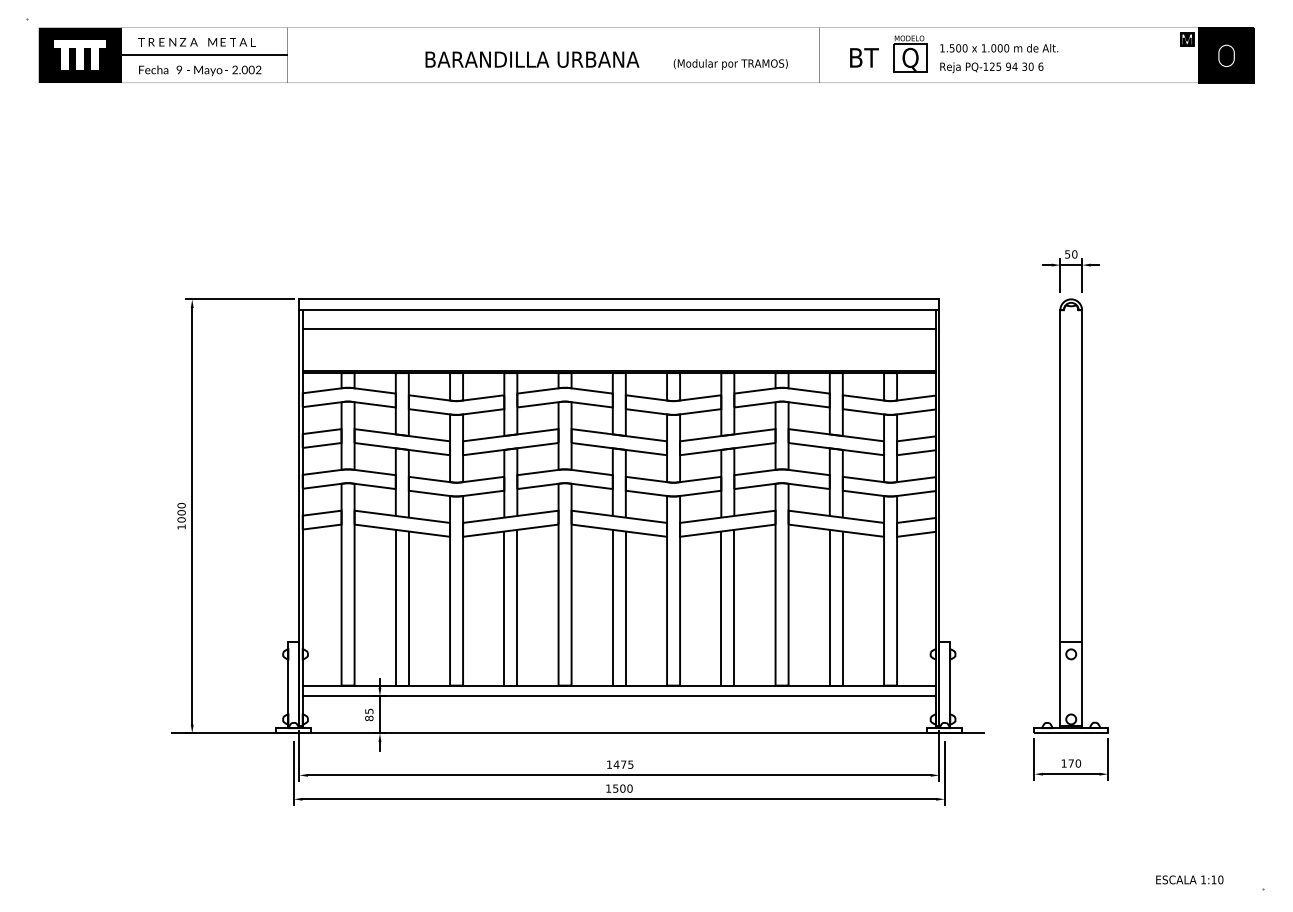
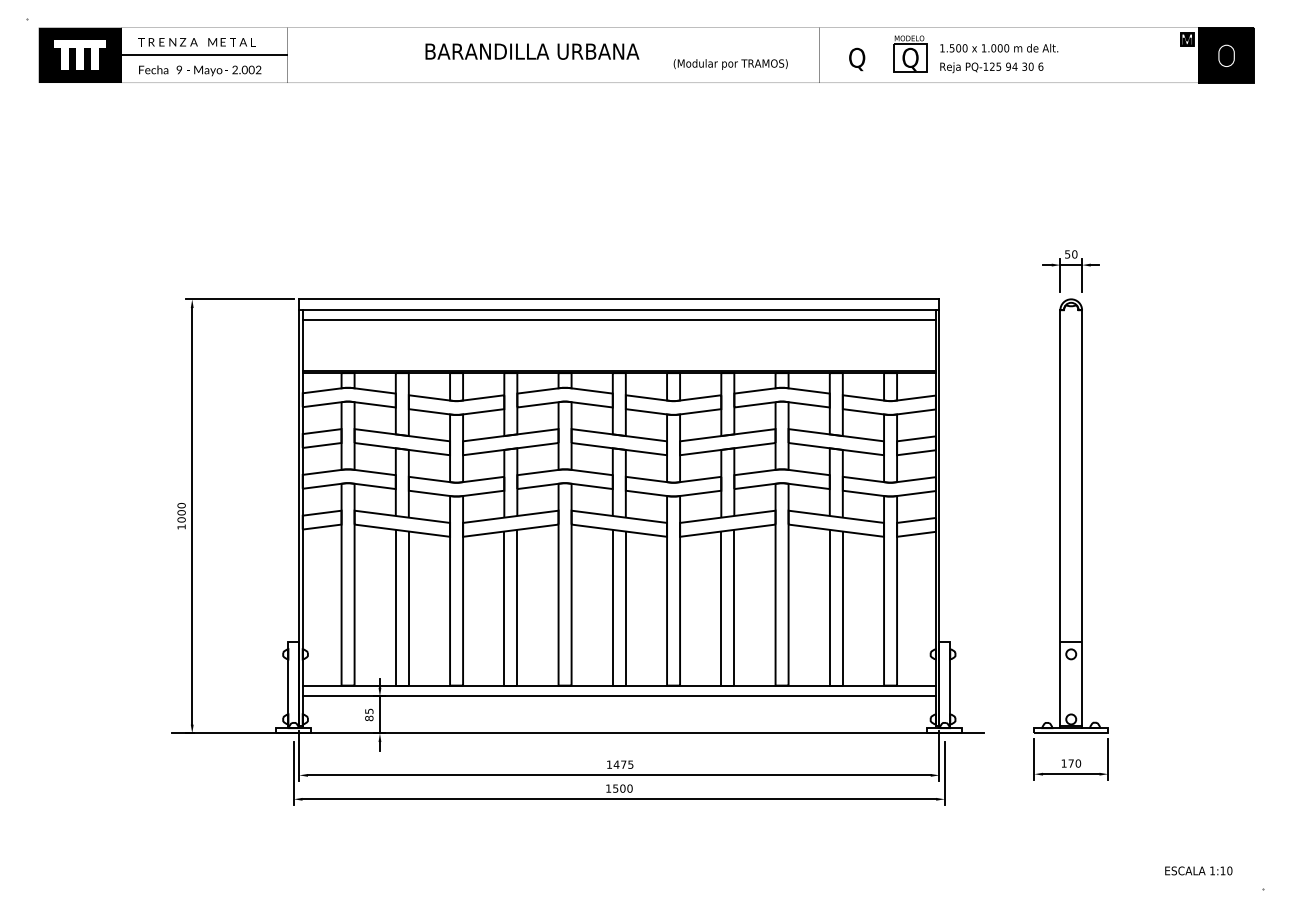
text position: (532, 59) -> (532, 51) (532, 51)
text: BT -> Q (863, 59)
line position: (618, 328) -> (618, 319) (618, 319)
text position: (1189, 879) -> (1198, 870) (1198, 870)
